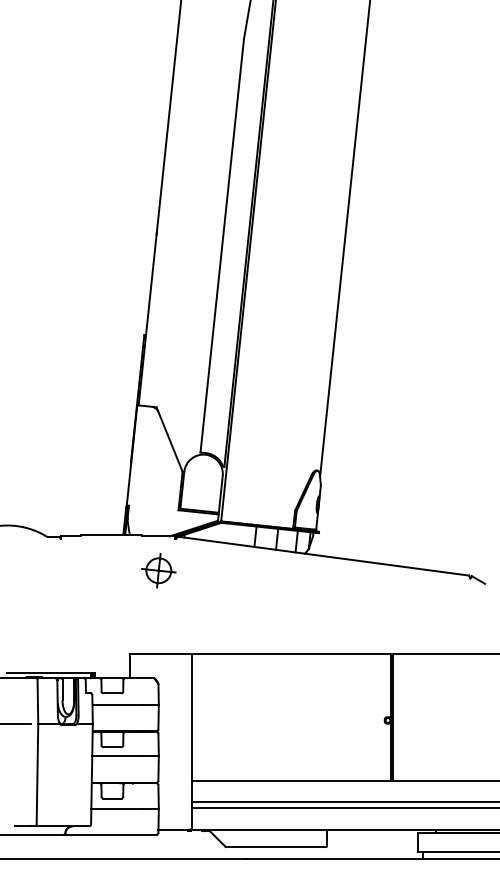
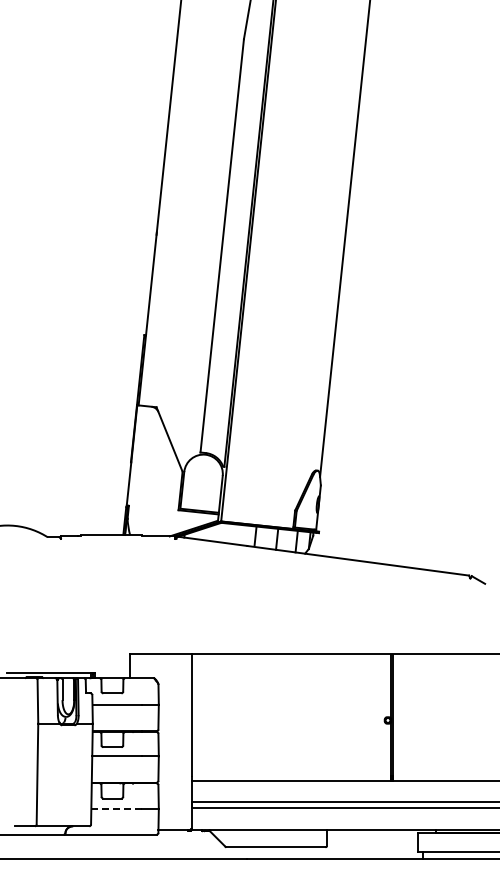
part: present -> none (158, 570)
line: present -> none (16, 723)
line: solid -> dashed (116, 809)
